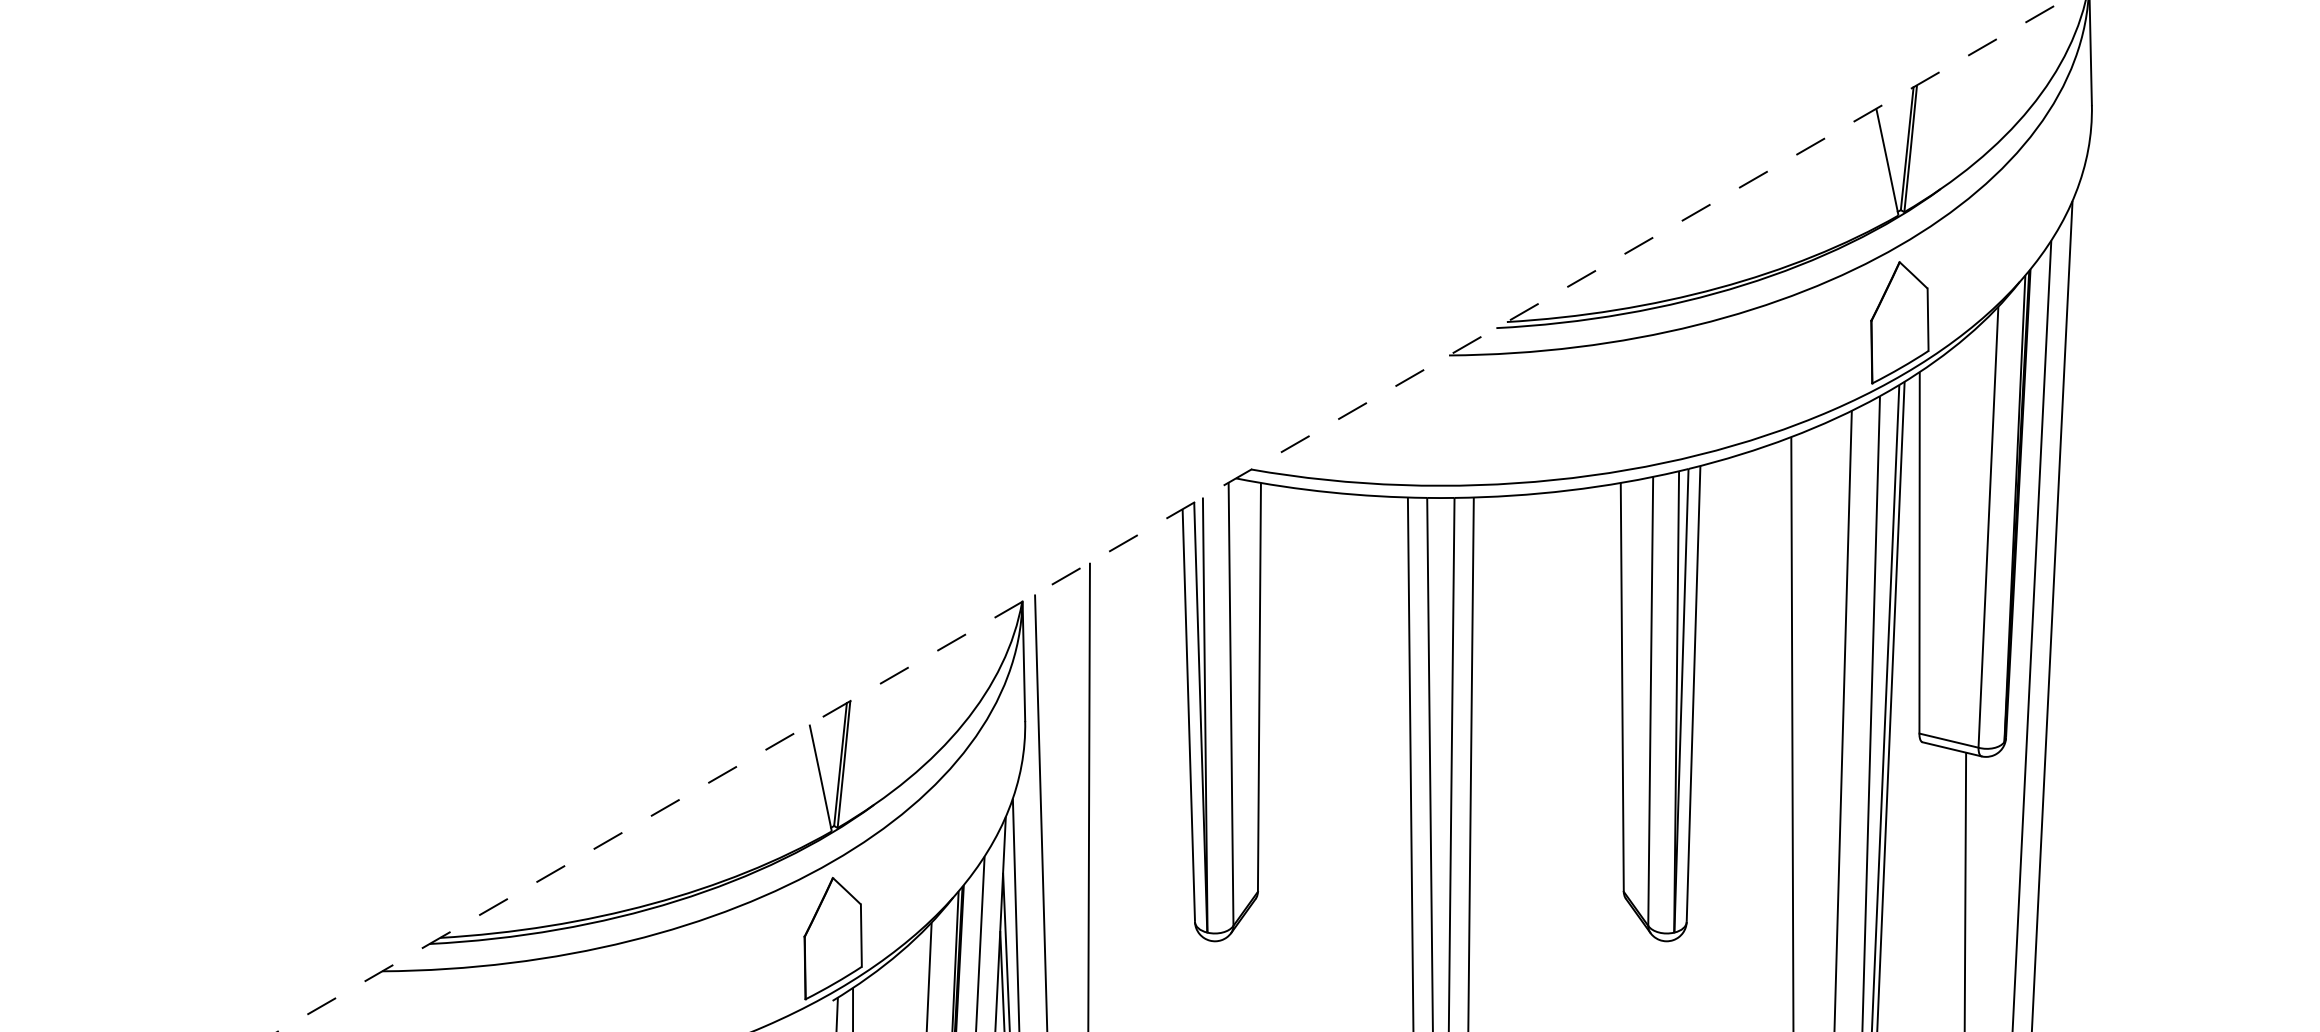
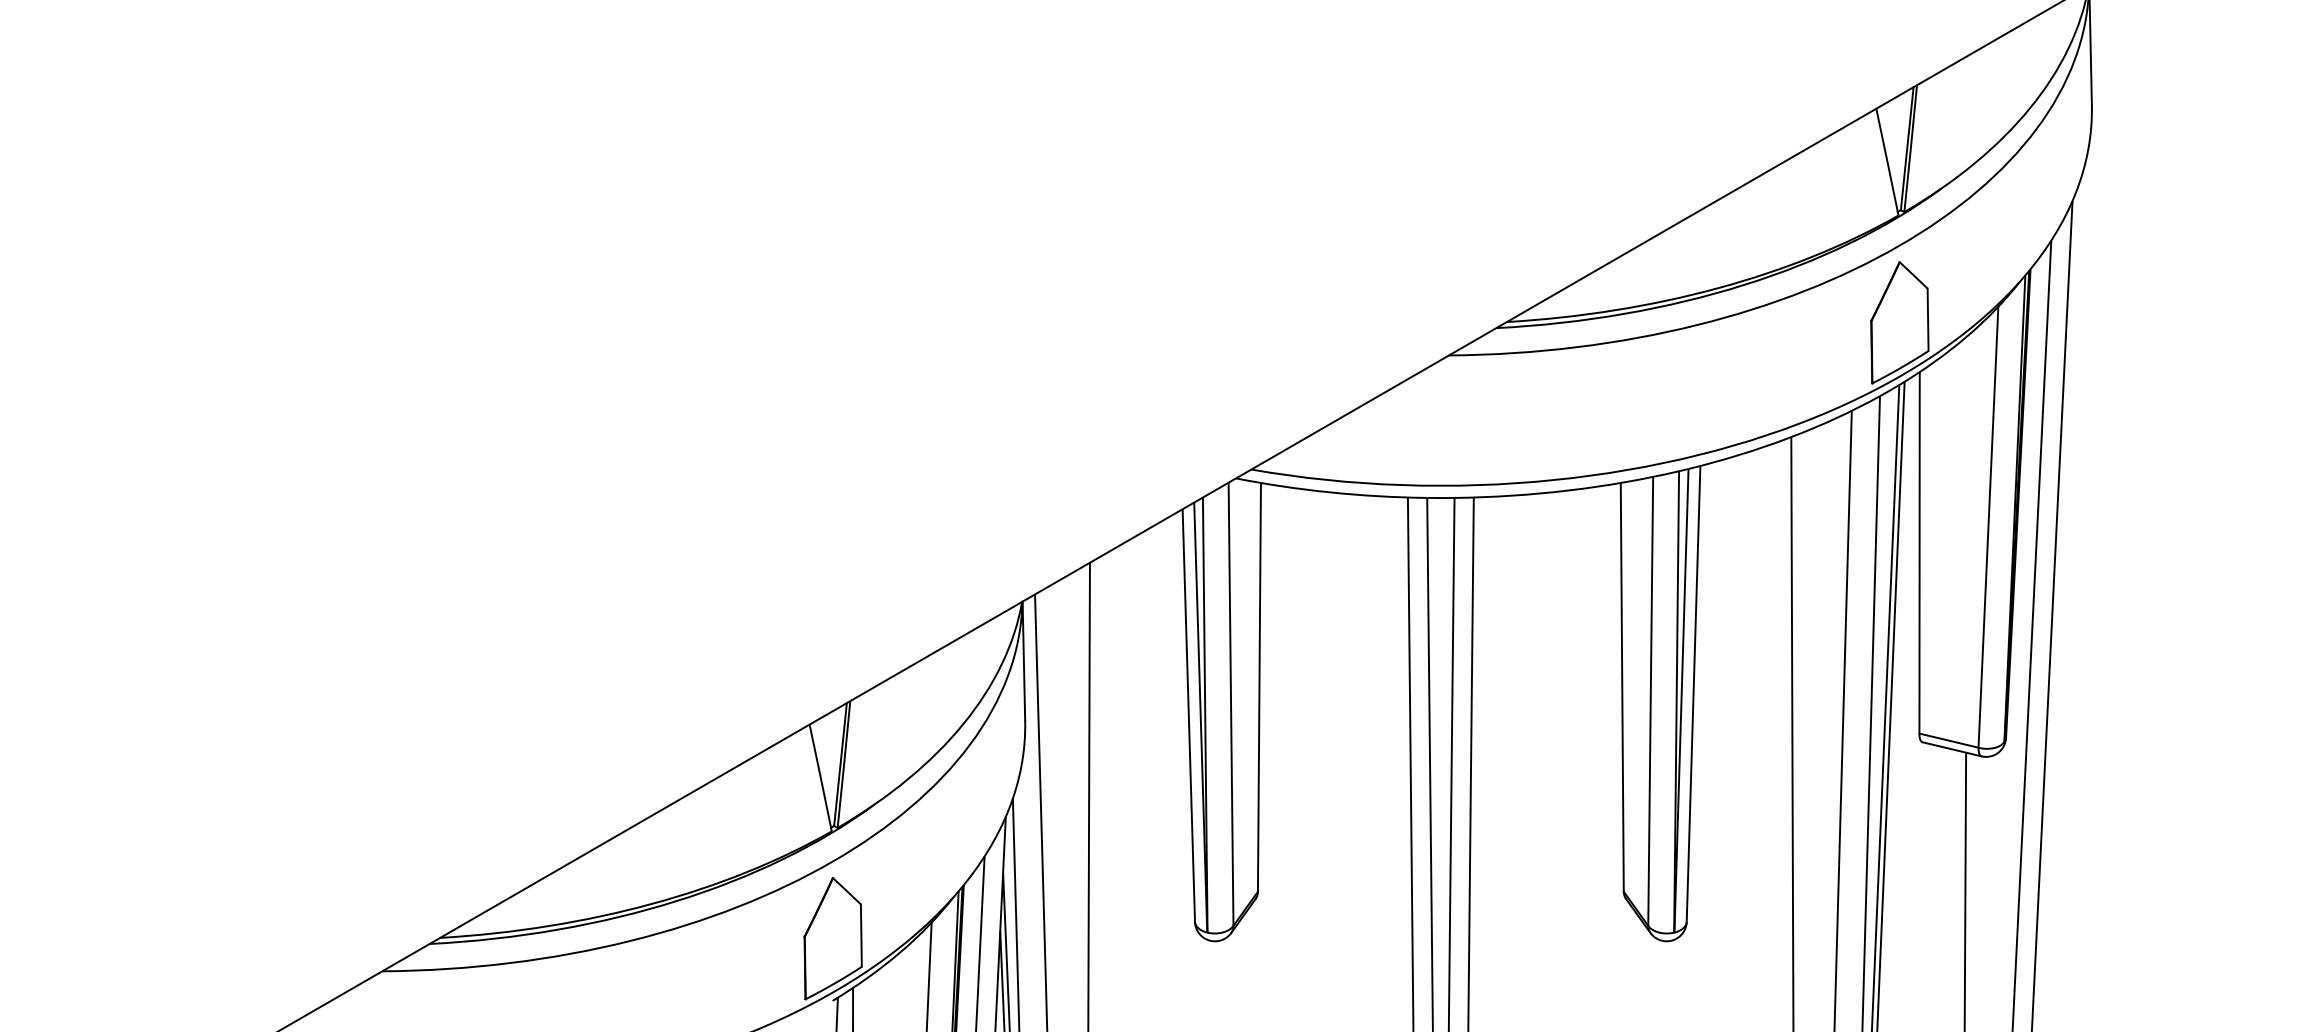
line: dashed -> solid (1170, 516)
